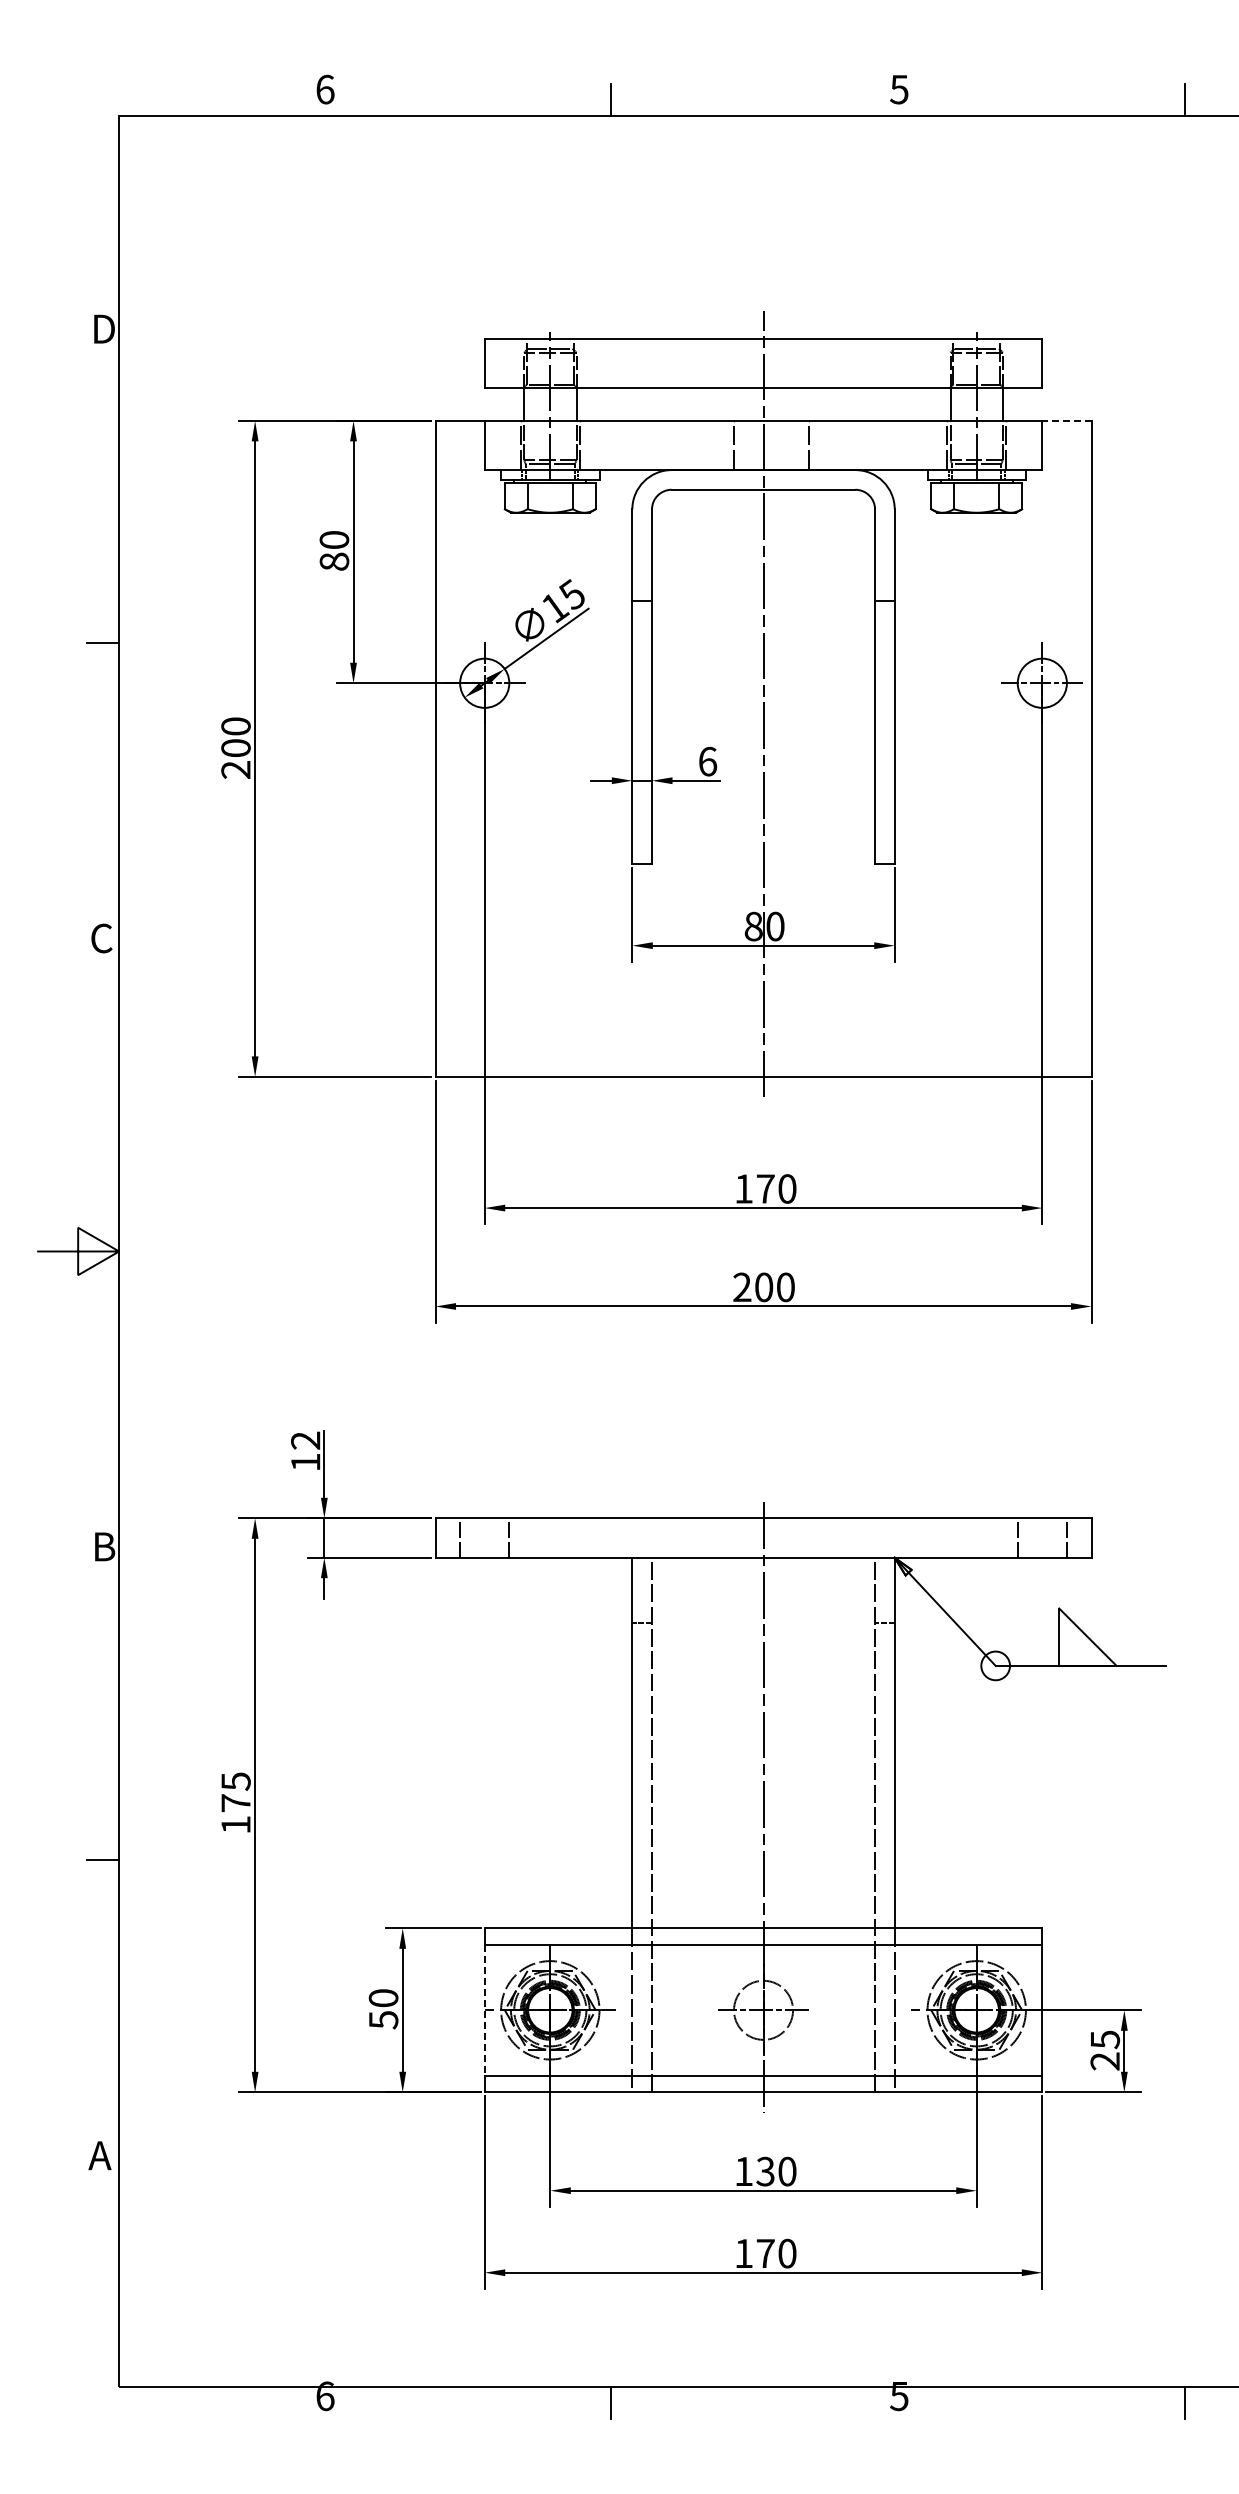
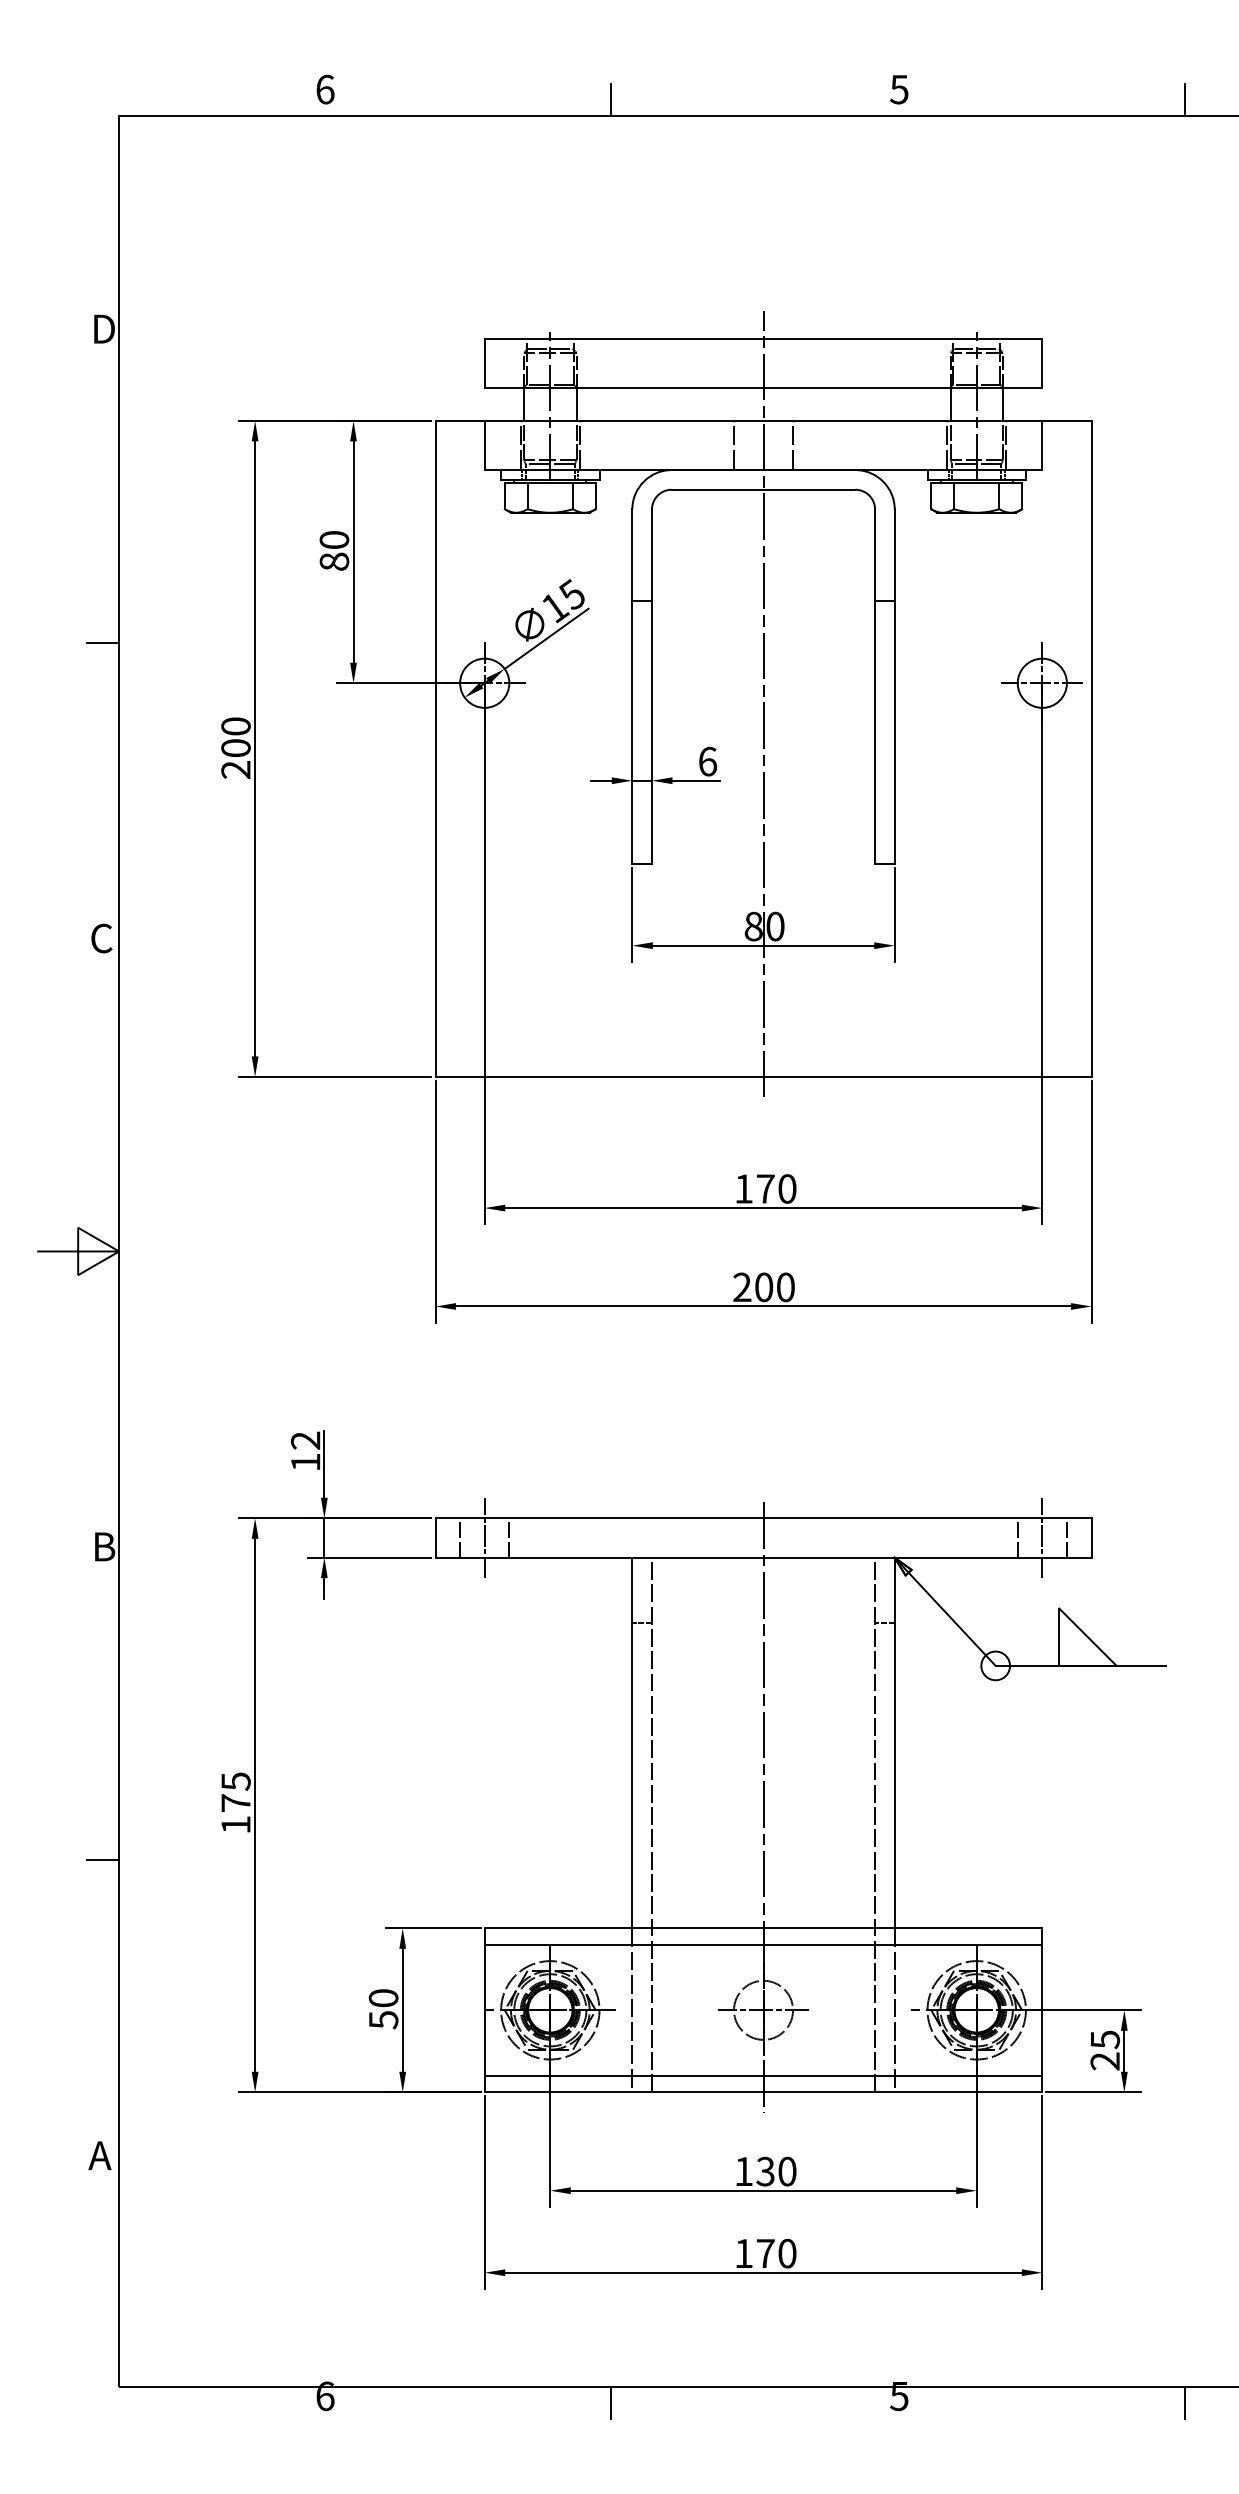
line: dashed -> solid (1066, 420)
line position: (809, 445) -> (793, 445) (793, 445)
line: none -> present (484, 1537)
line: none -> present (1042, 1537)
line: dashed -> solid (484, 2010)
